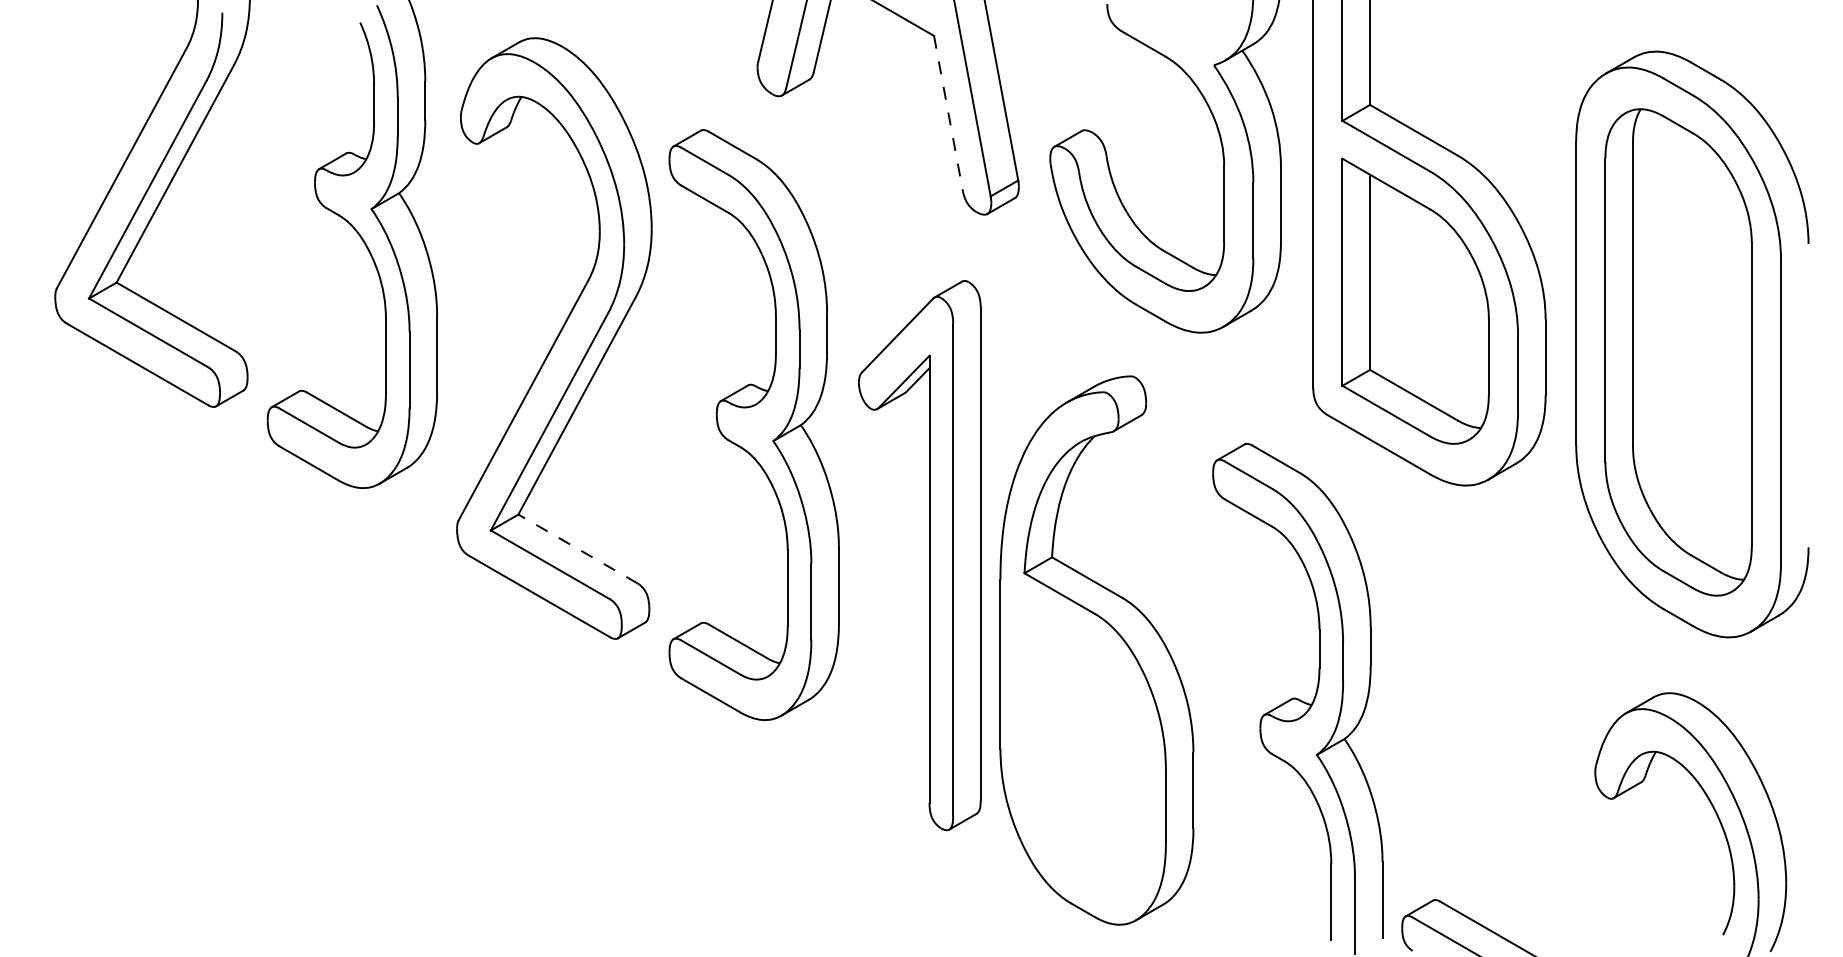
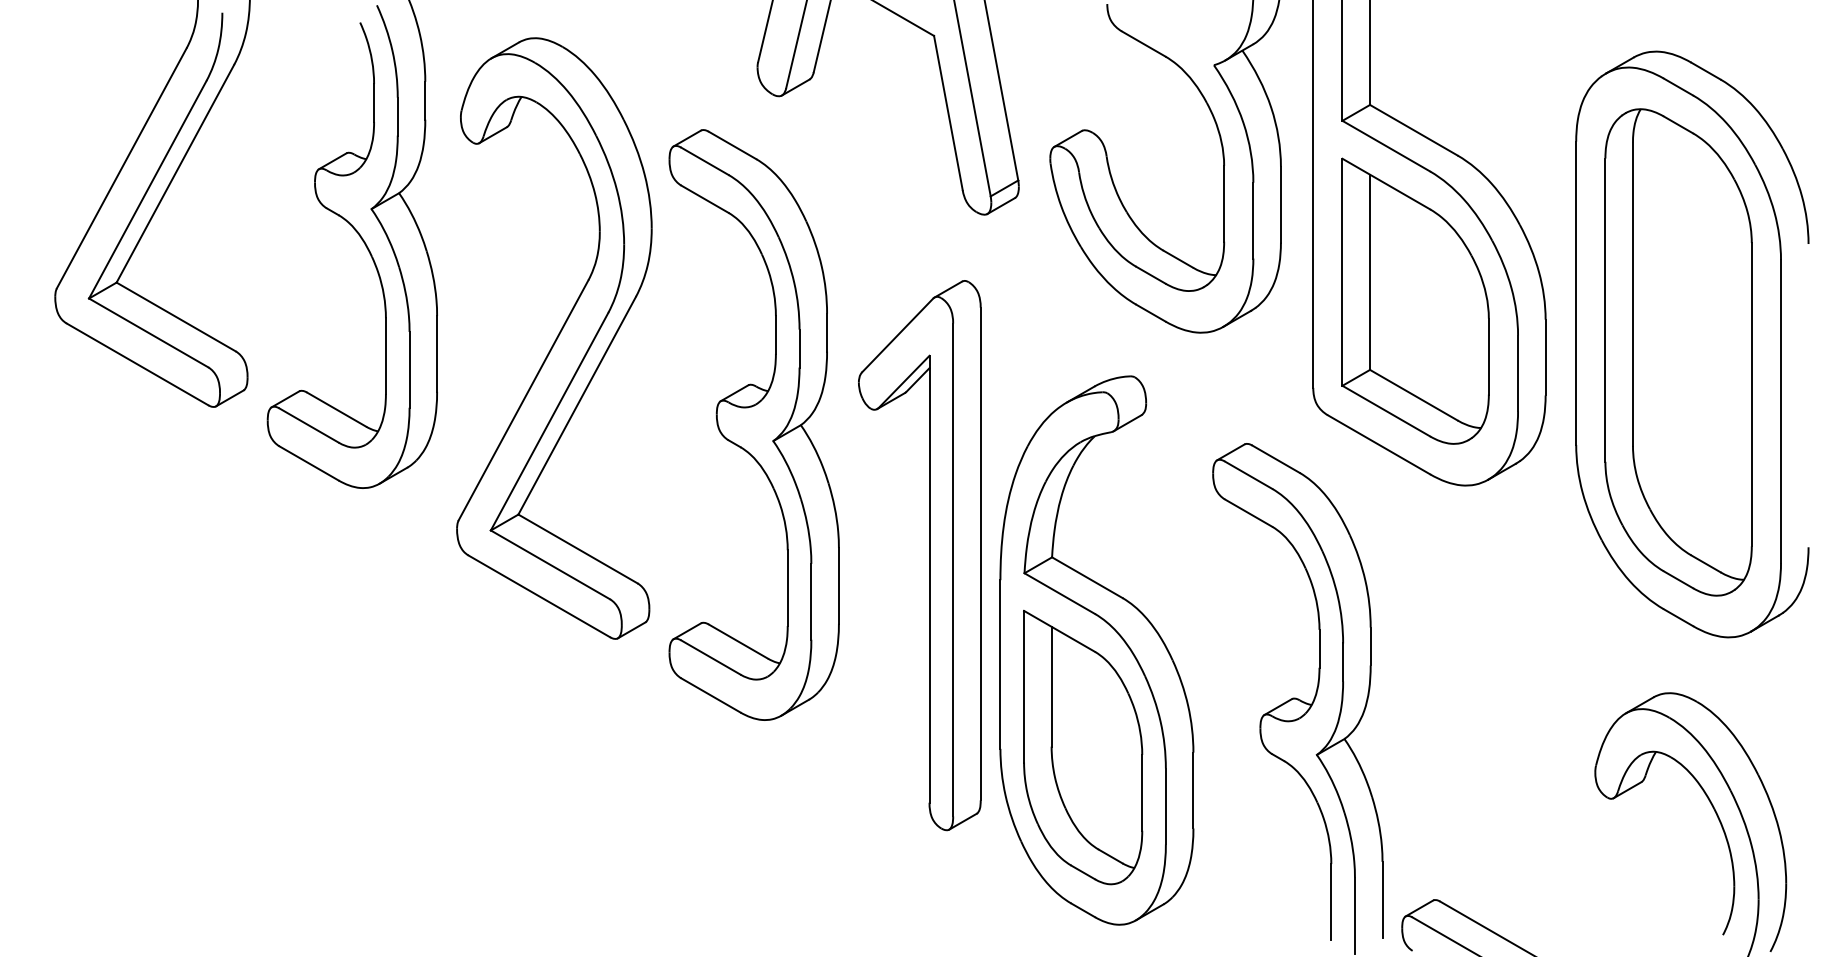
line: dashed -> solid (948, 113)
line: dashed -> solid (577, 548)
part: none -> present (1083, 747)
